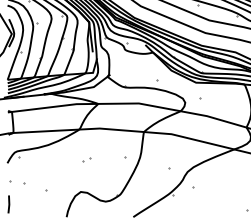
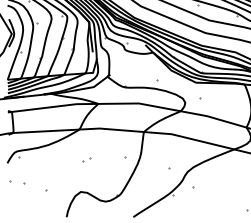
line: present -> none (8, 204)
